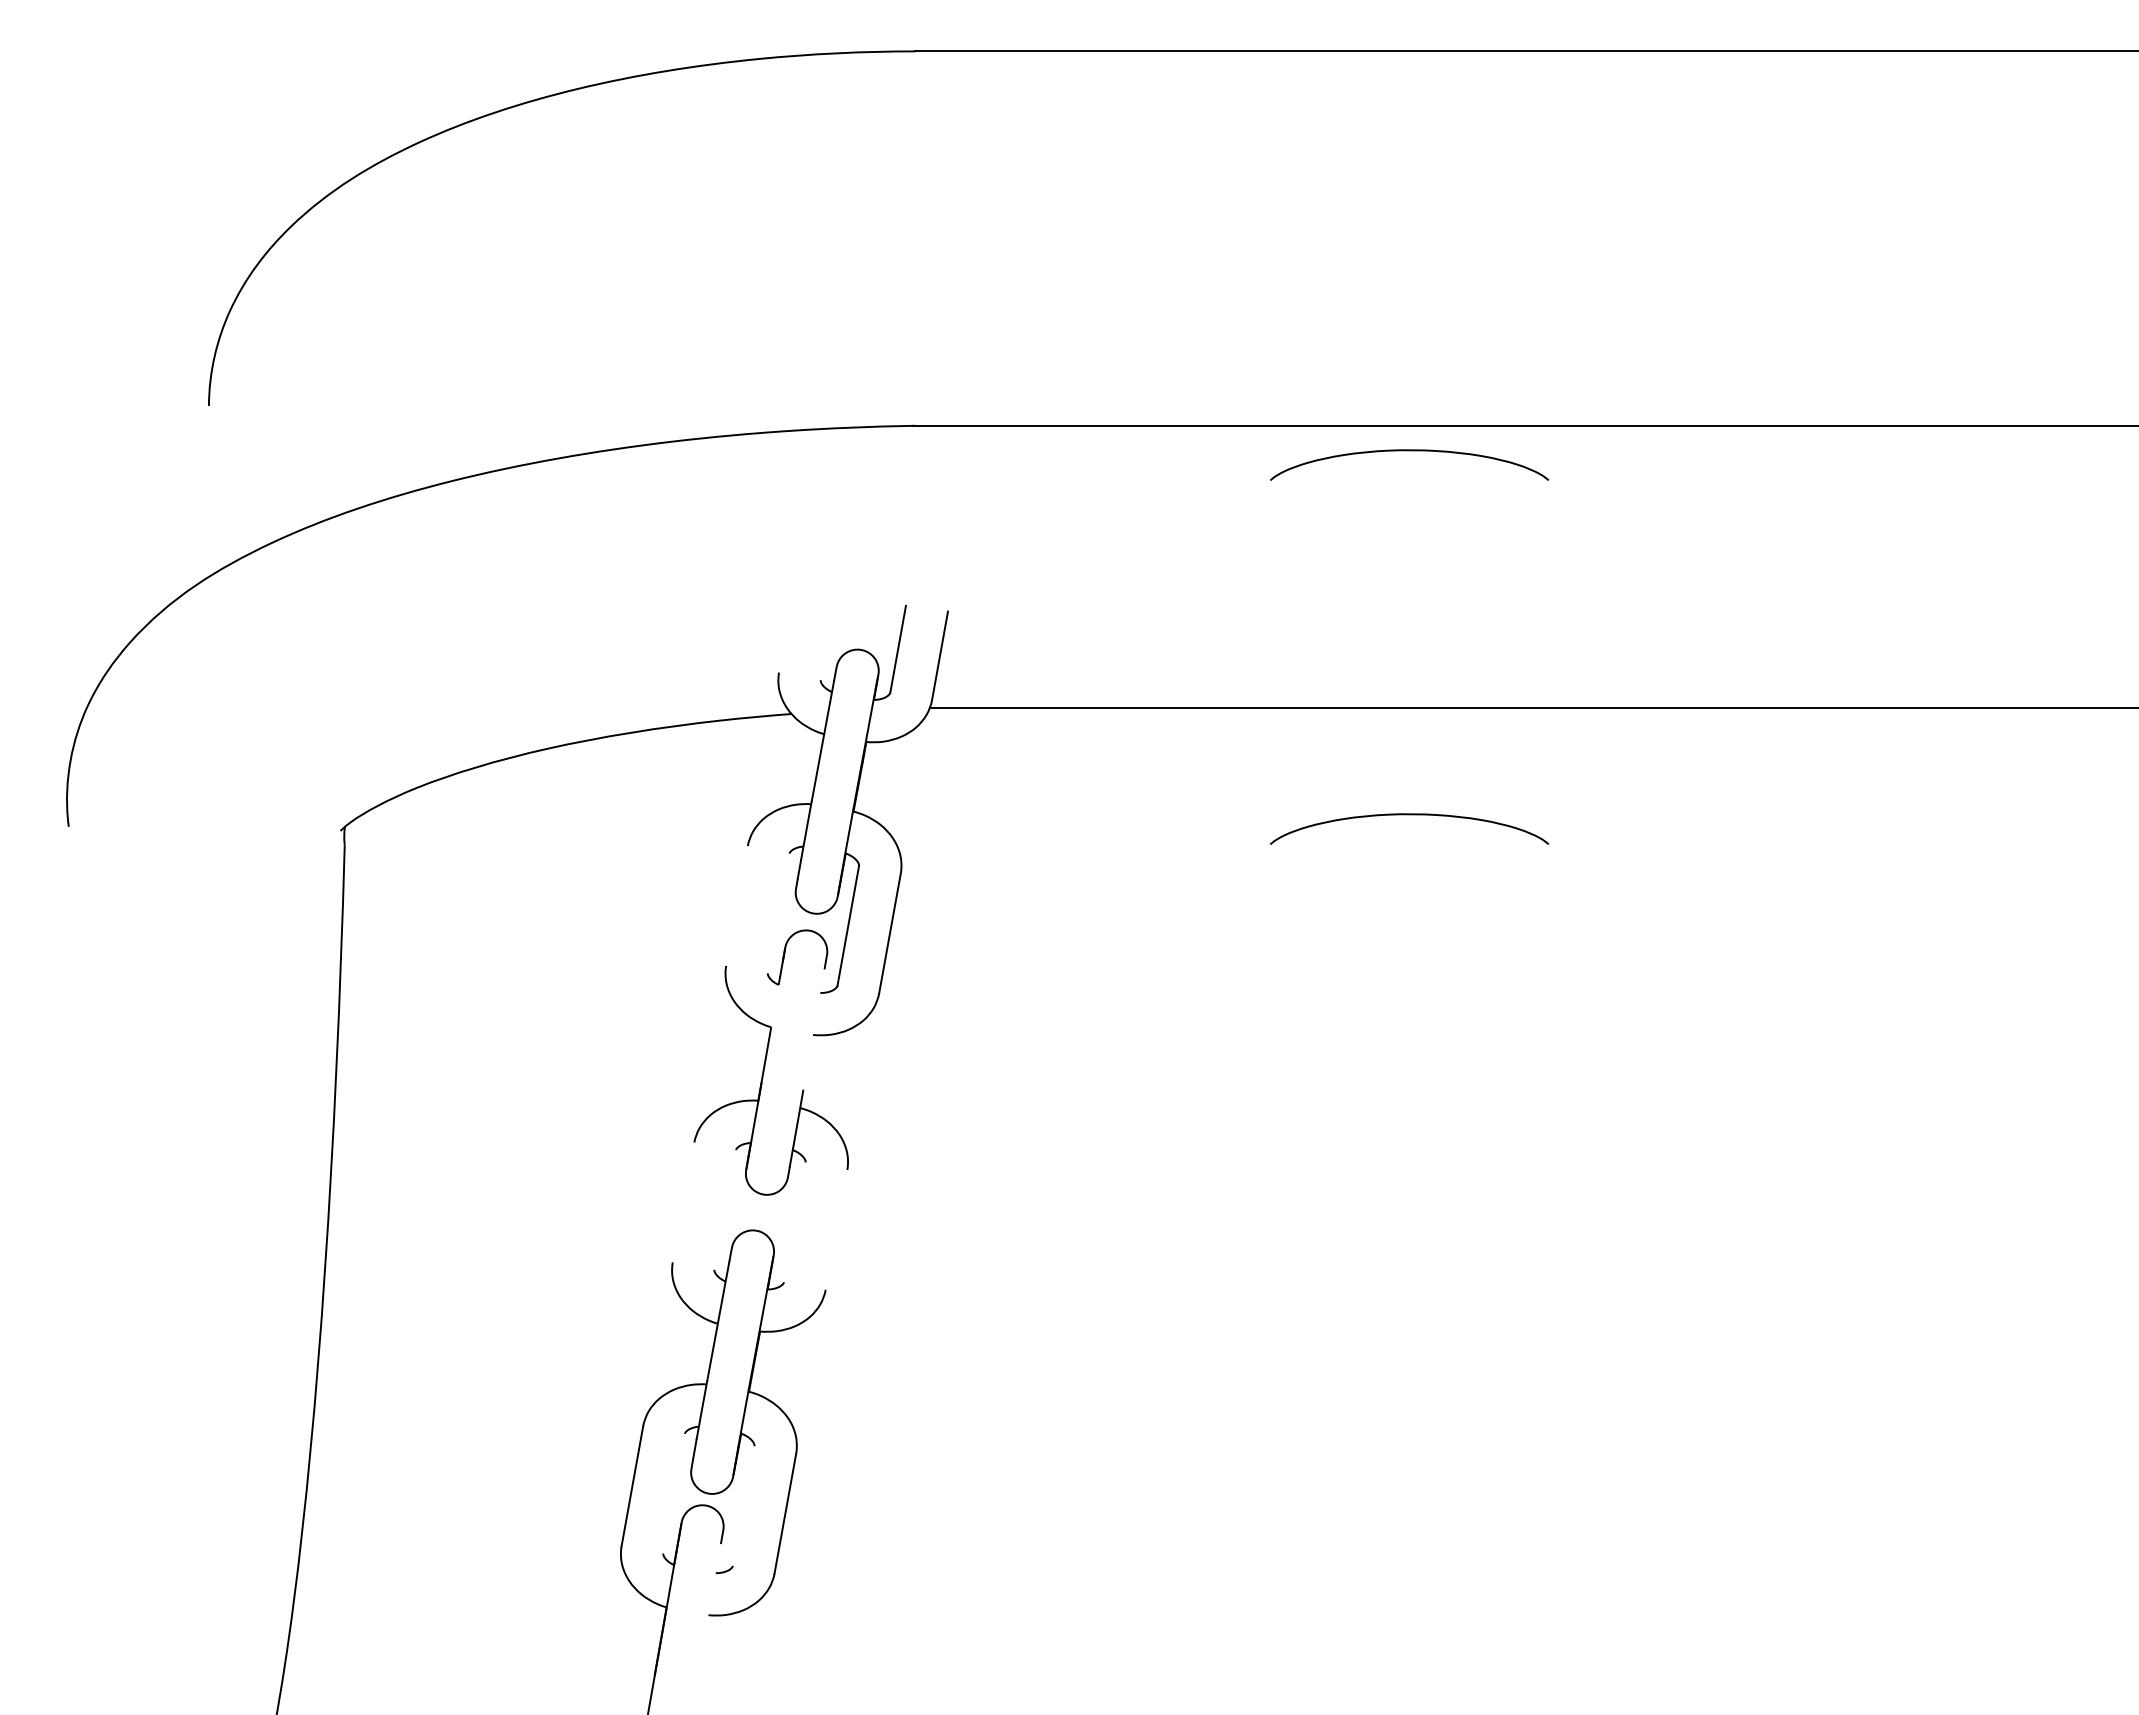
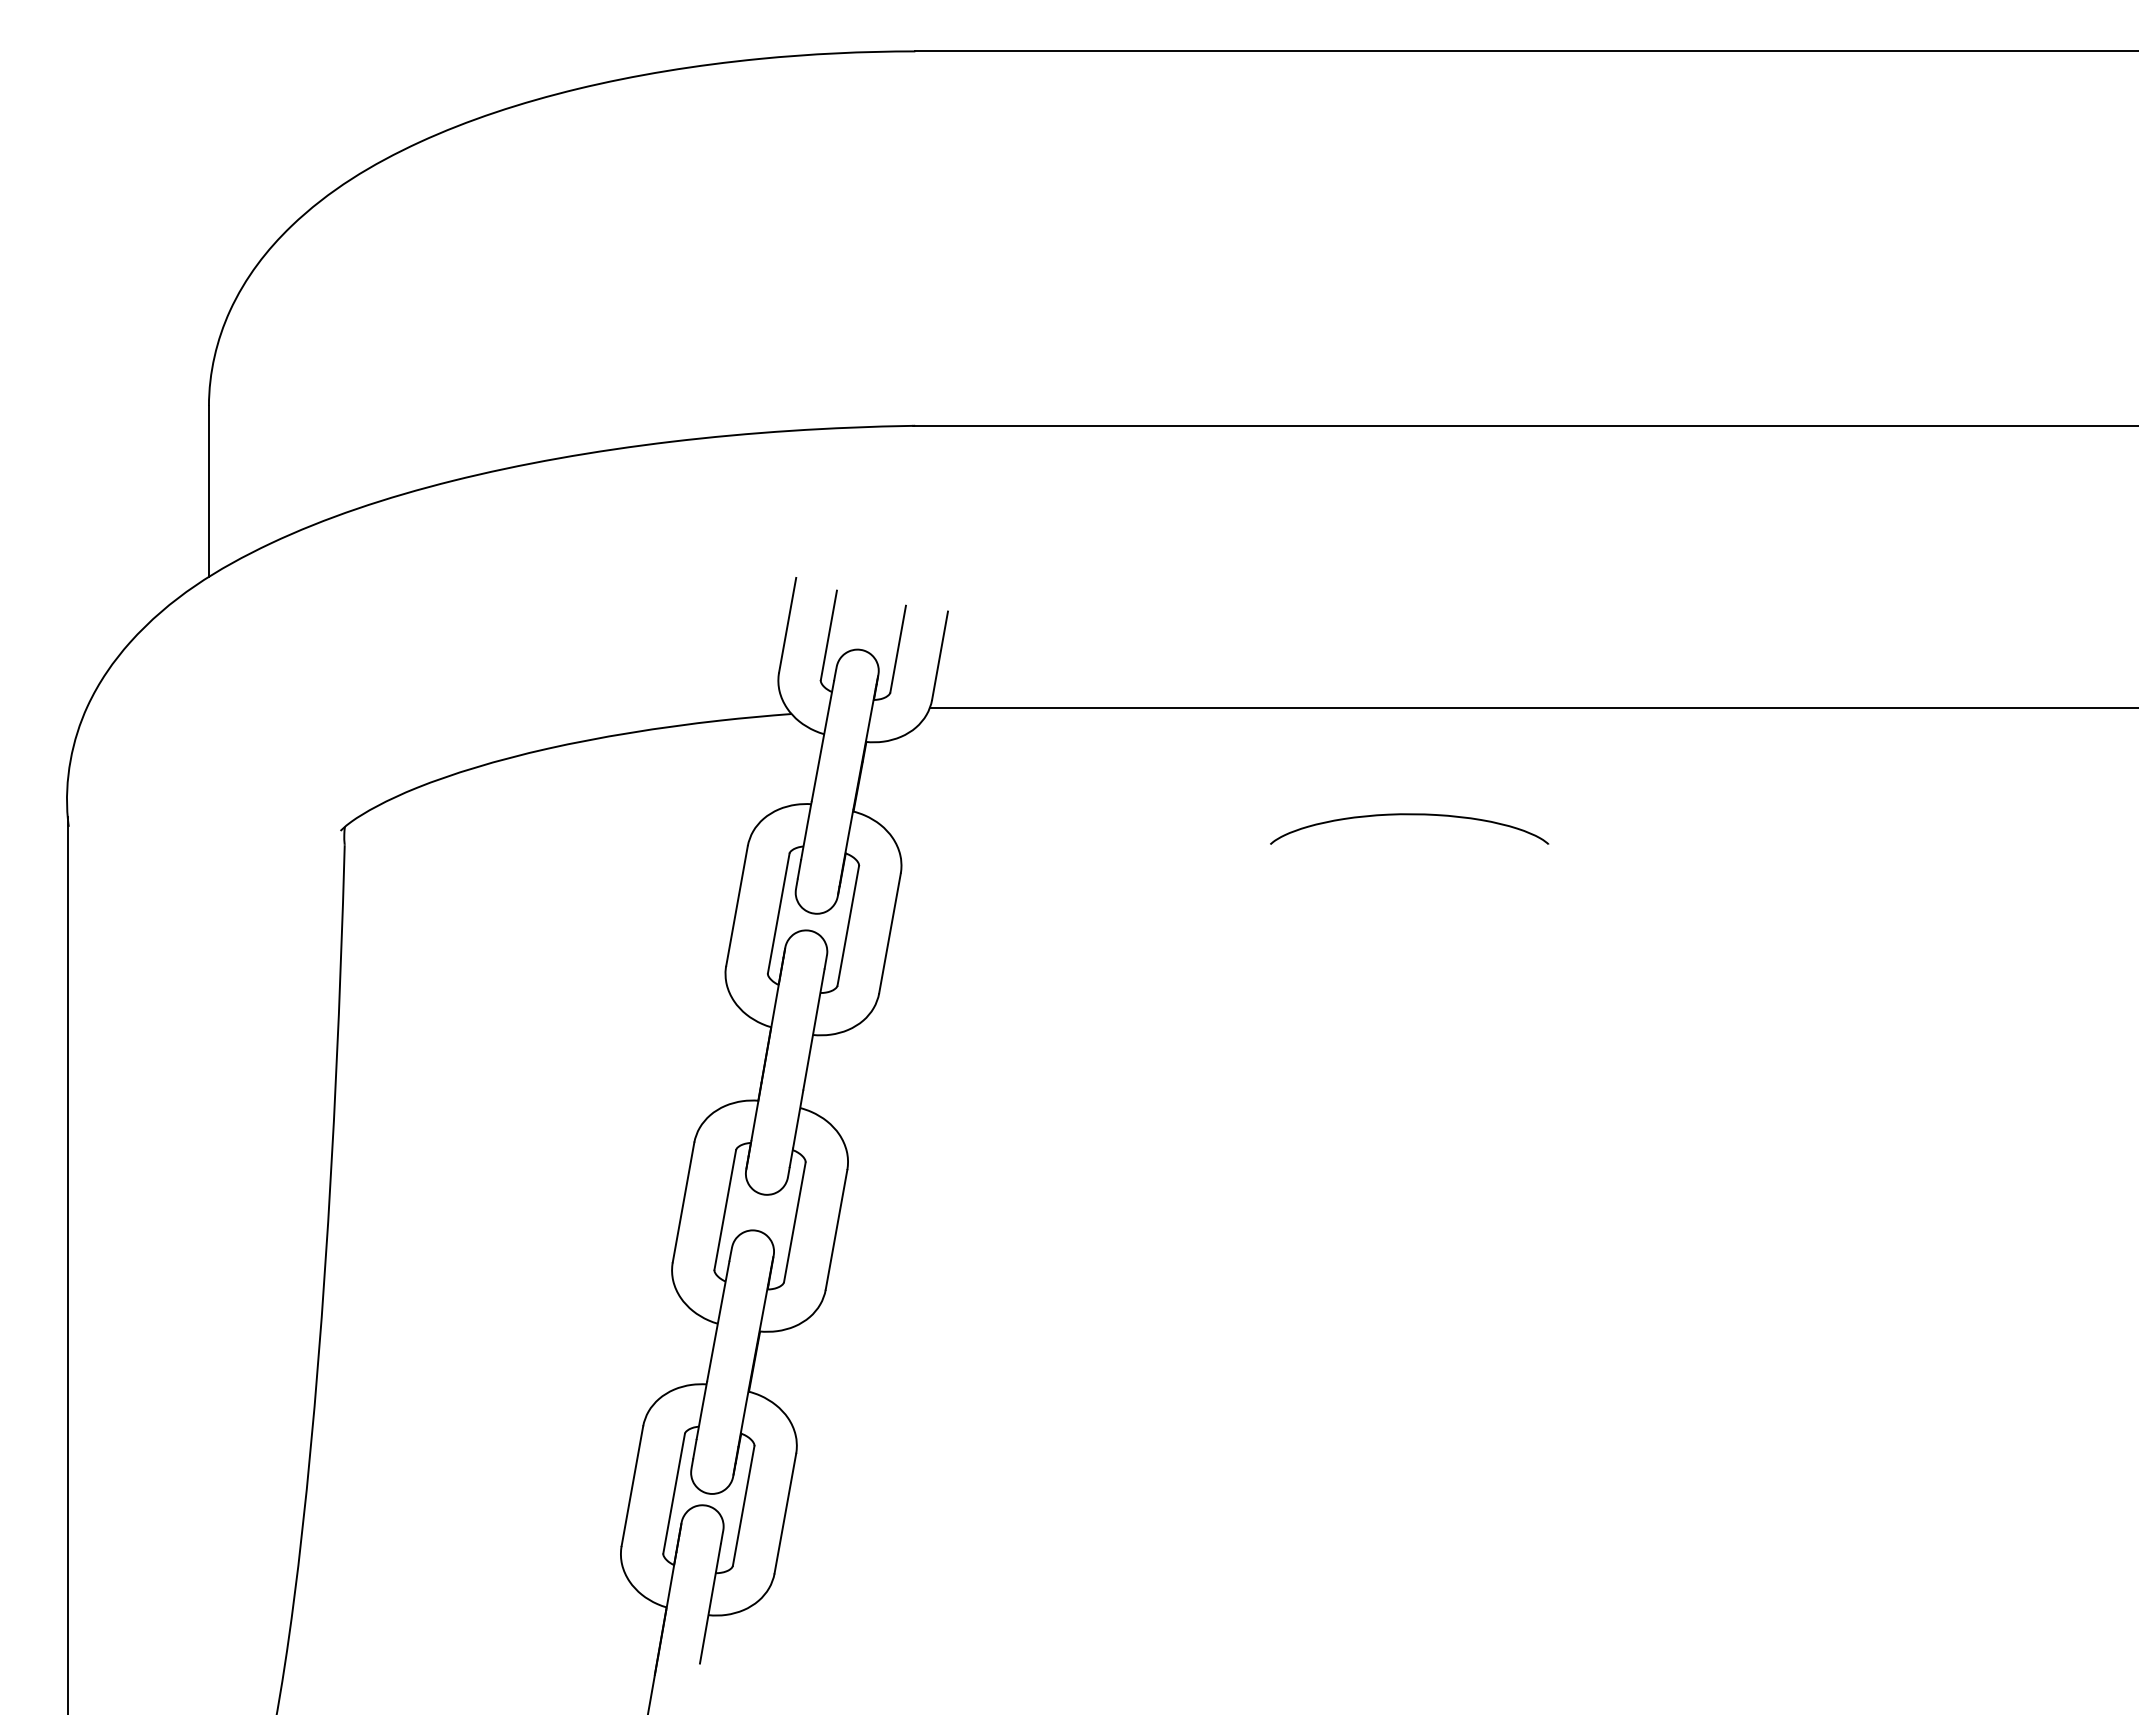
curve: present -> none (1409, 451)
line: none -> present (208, 491)
line: none -> present (787, 624)
line: none -> present (828, 635)
line: none -> present (736, 905)
line: none -> present (778, 913)
line: none -> present (771, 1022)
line: none -> present (813, 1029)
line: none -> present (683, 1202)
line: none -> present (725, 1209)
line: none -> present (794, 1222)
line: none -> present (836, 1229)
line: none -> present (67, 1263)
line: none -> present (673, 1493)
line: none -> present (743, 1505)
line: none -> present (709, 1603)
